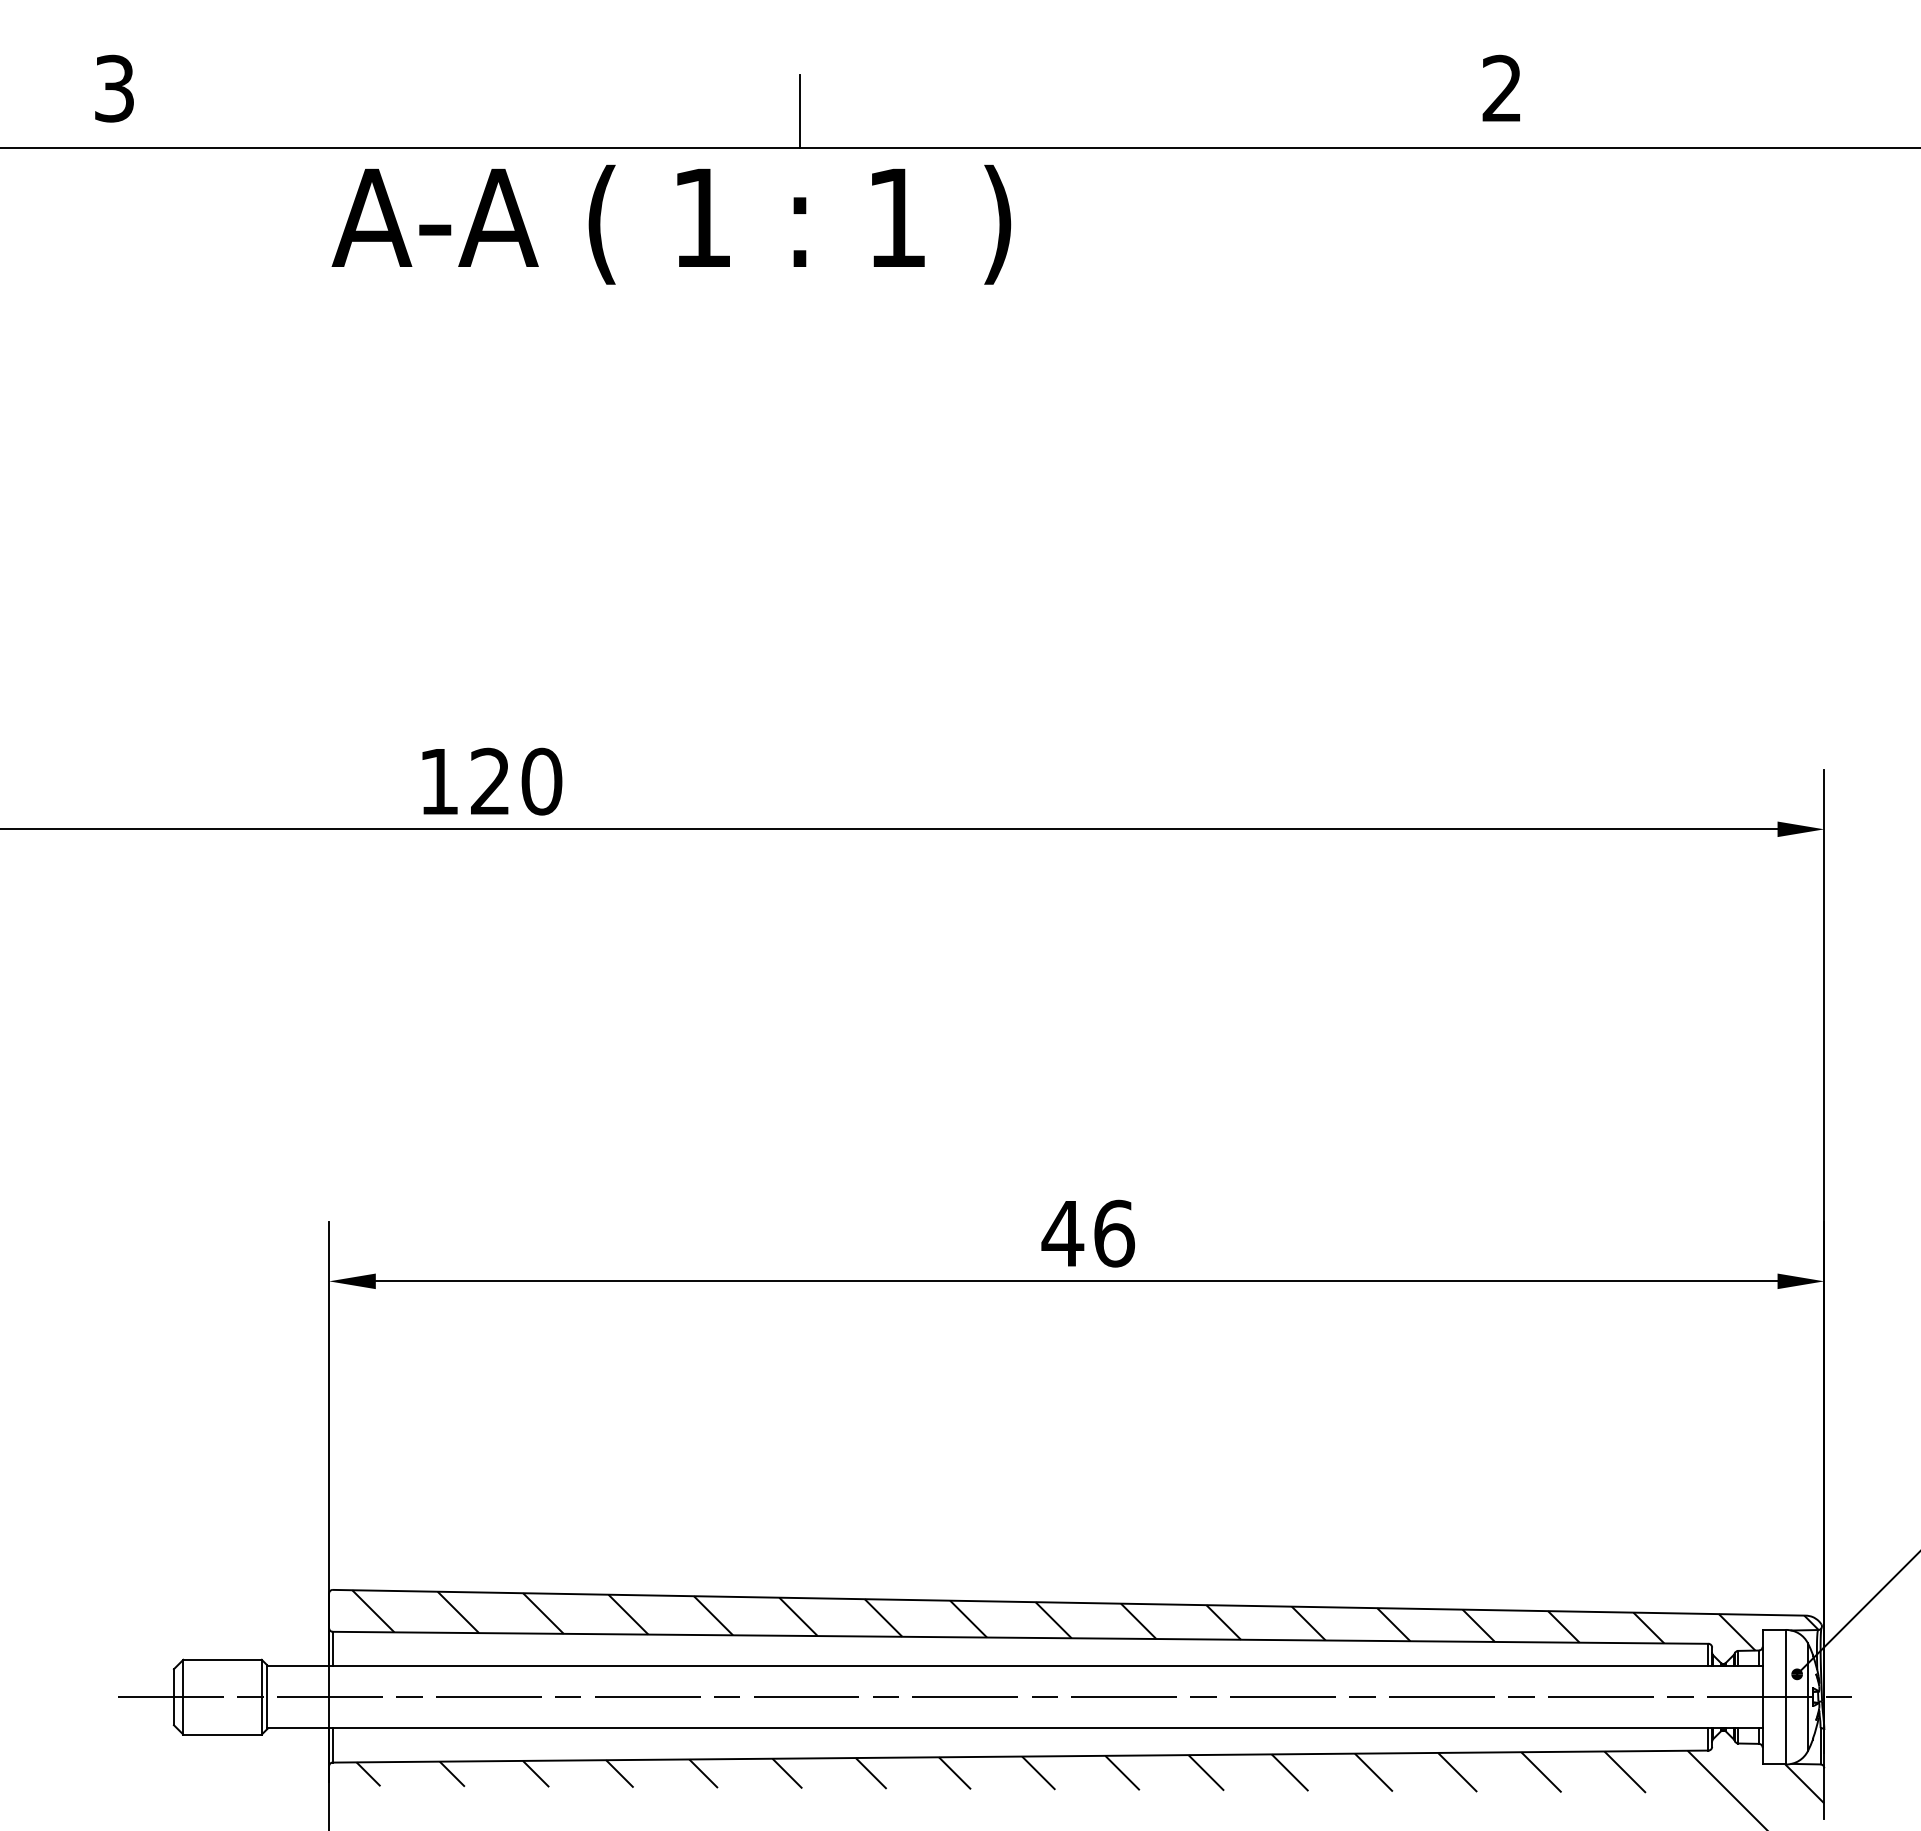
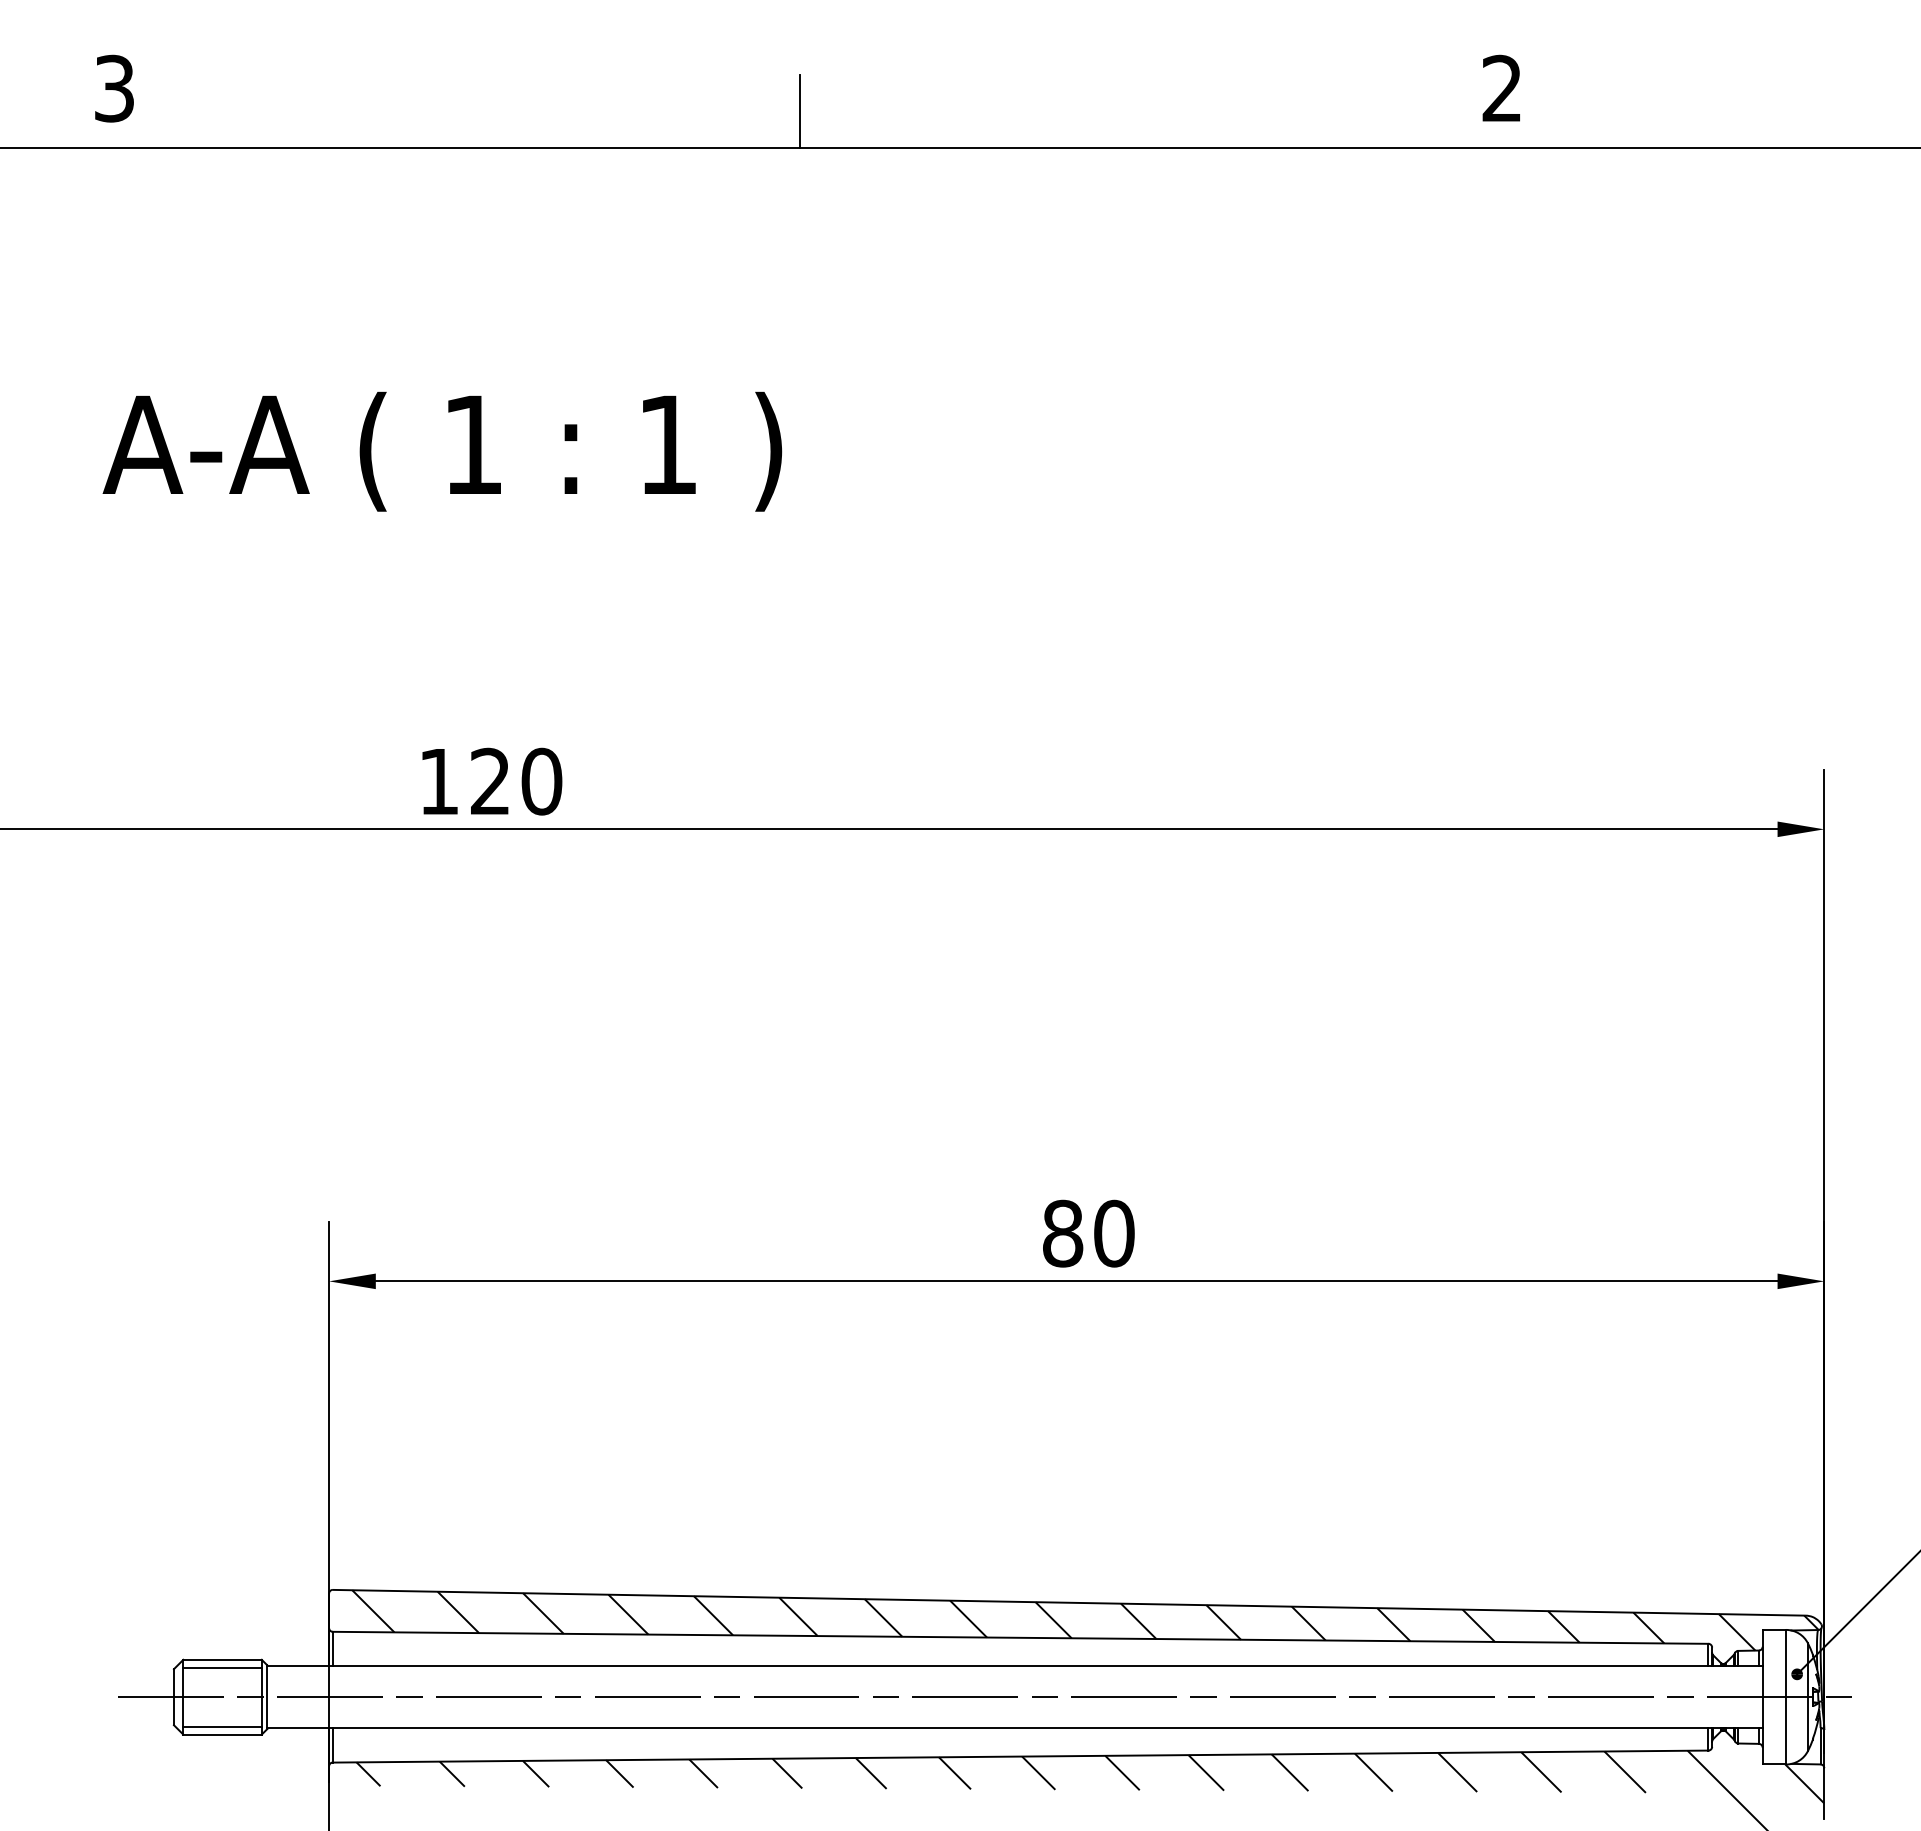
text position: (671, 224) -> (442, 451) (442, 451)
text: 46 -> 80 (1088, 1233)
line: none -> present (222, 1667)
line: none -> present (222, 1726)
